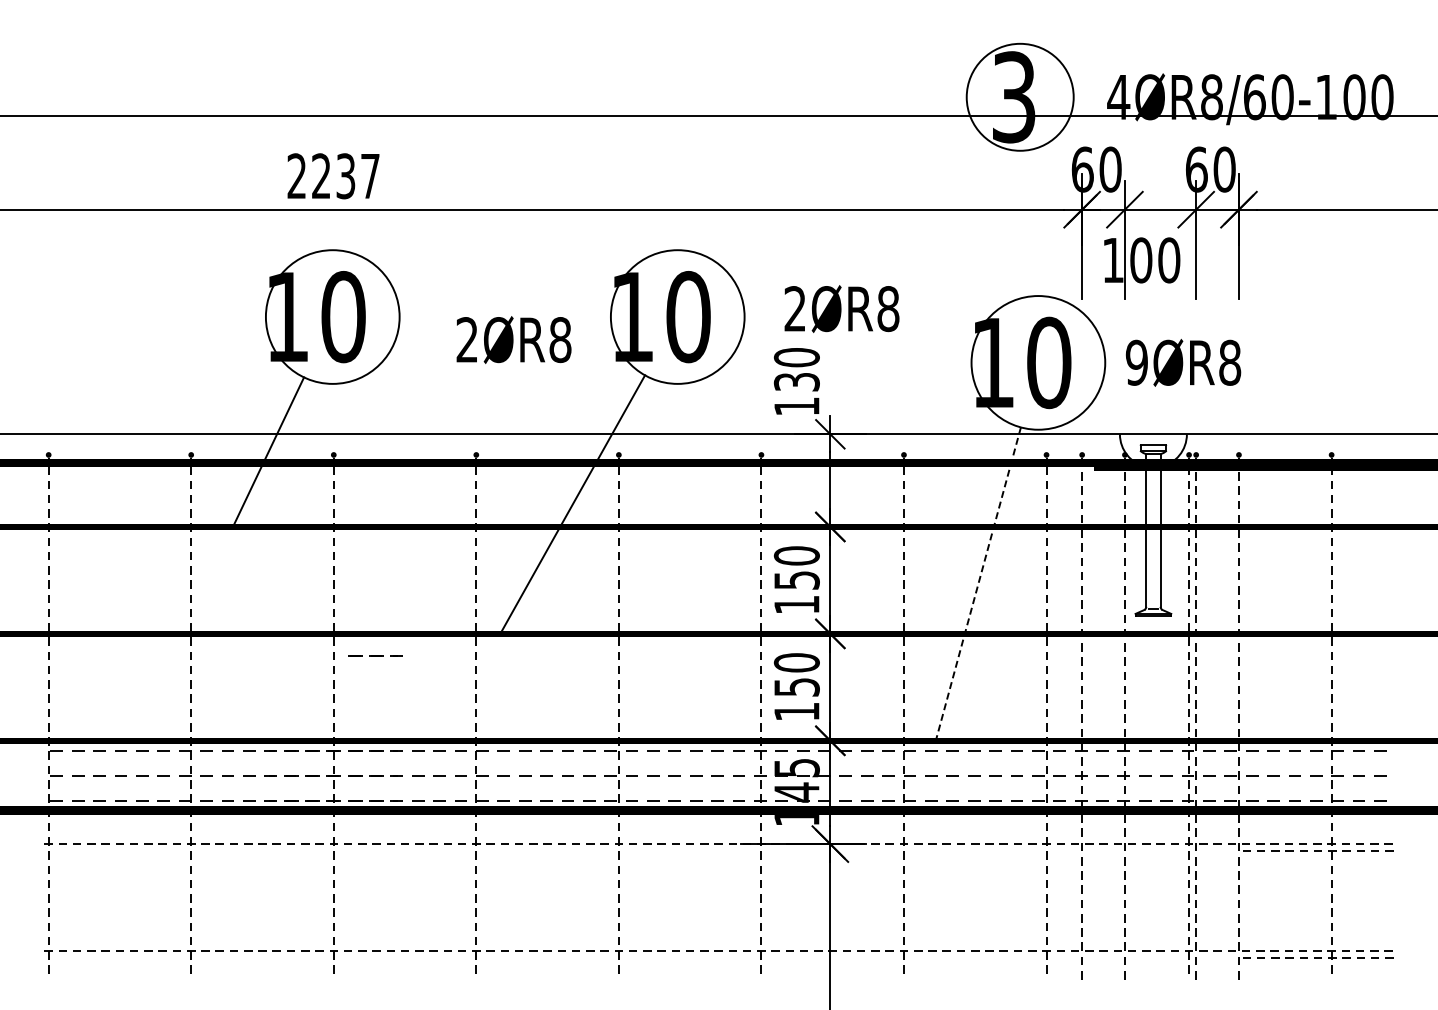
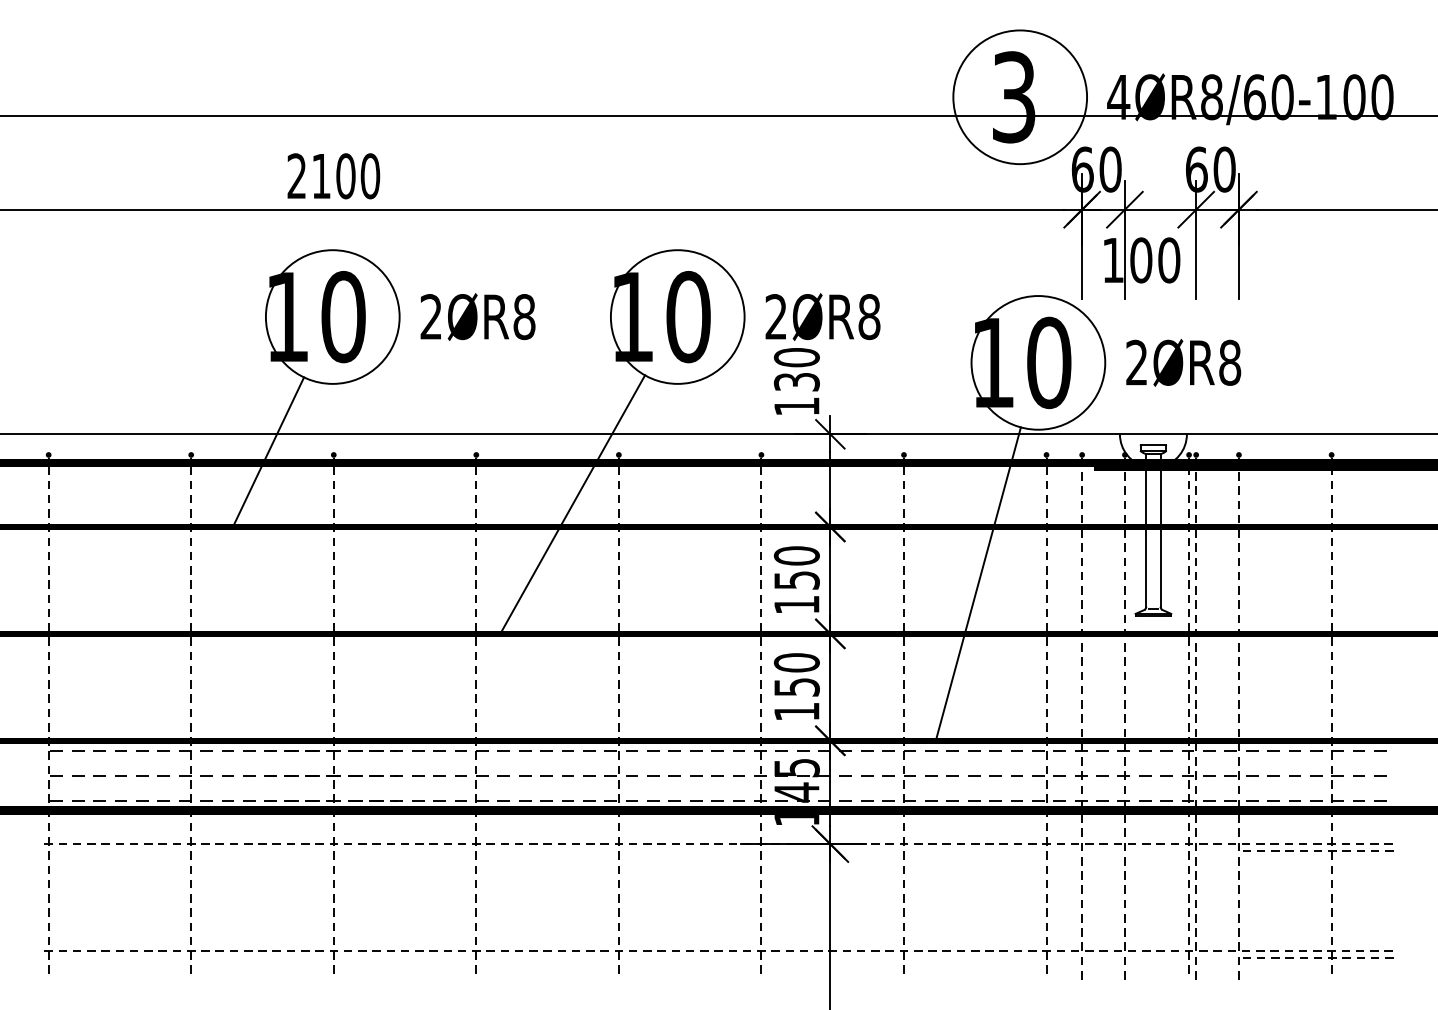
circle diameter: 107 px -> 134 px (1020, 97)
text: 2237 -> 2100 (346, 176)
text position: (841, 308) -> (822, 316) (822, 316)
text position: (513, 339) -> (477, 316) (477, 316)
text: 9ØR8 -> 2ØR8 (1136, 362)
line: dashed -> solid (978, 584)
line: present -> none (375, 655)
